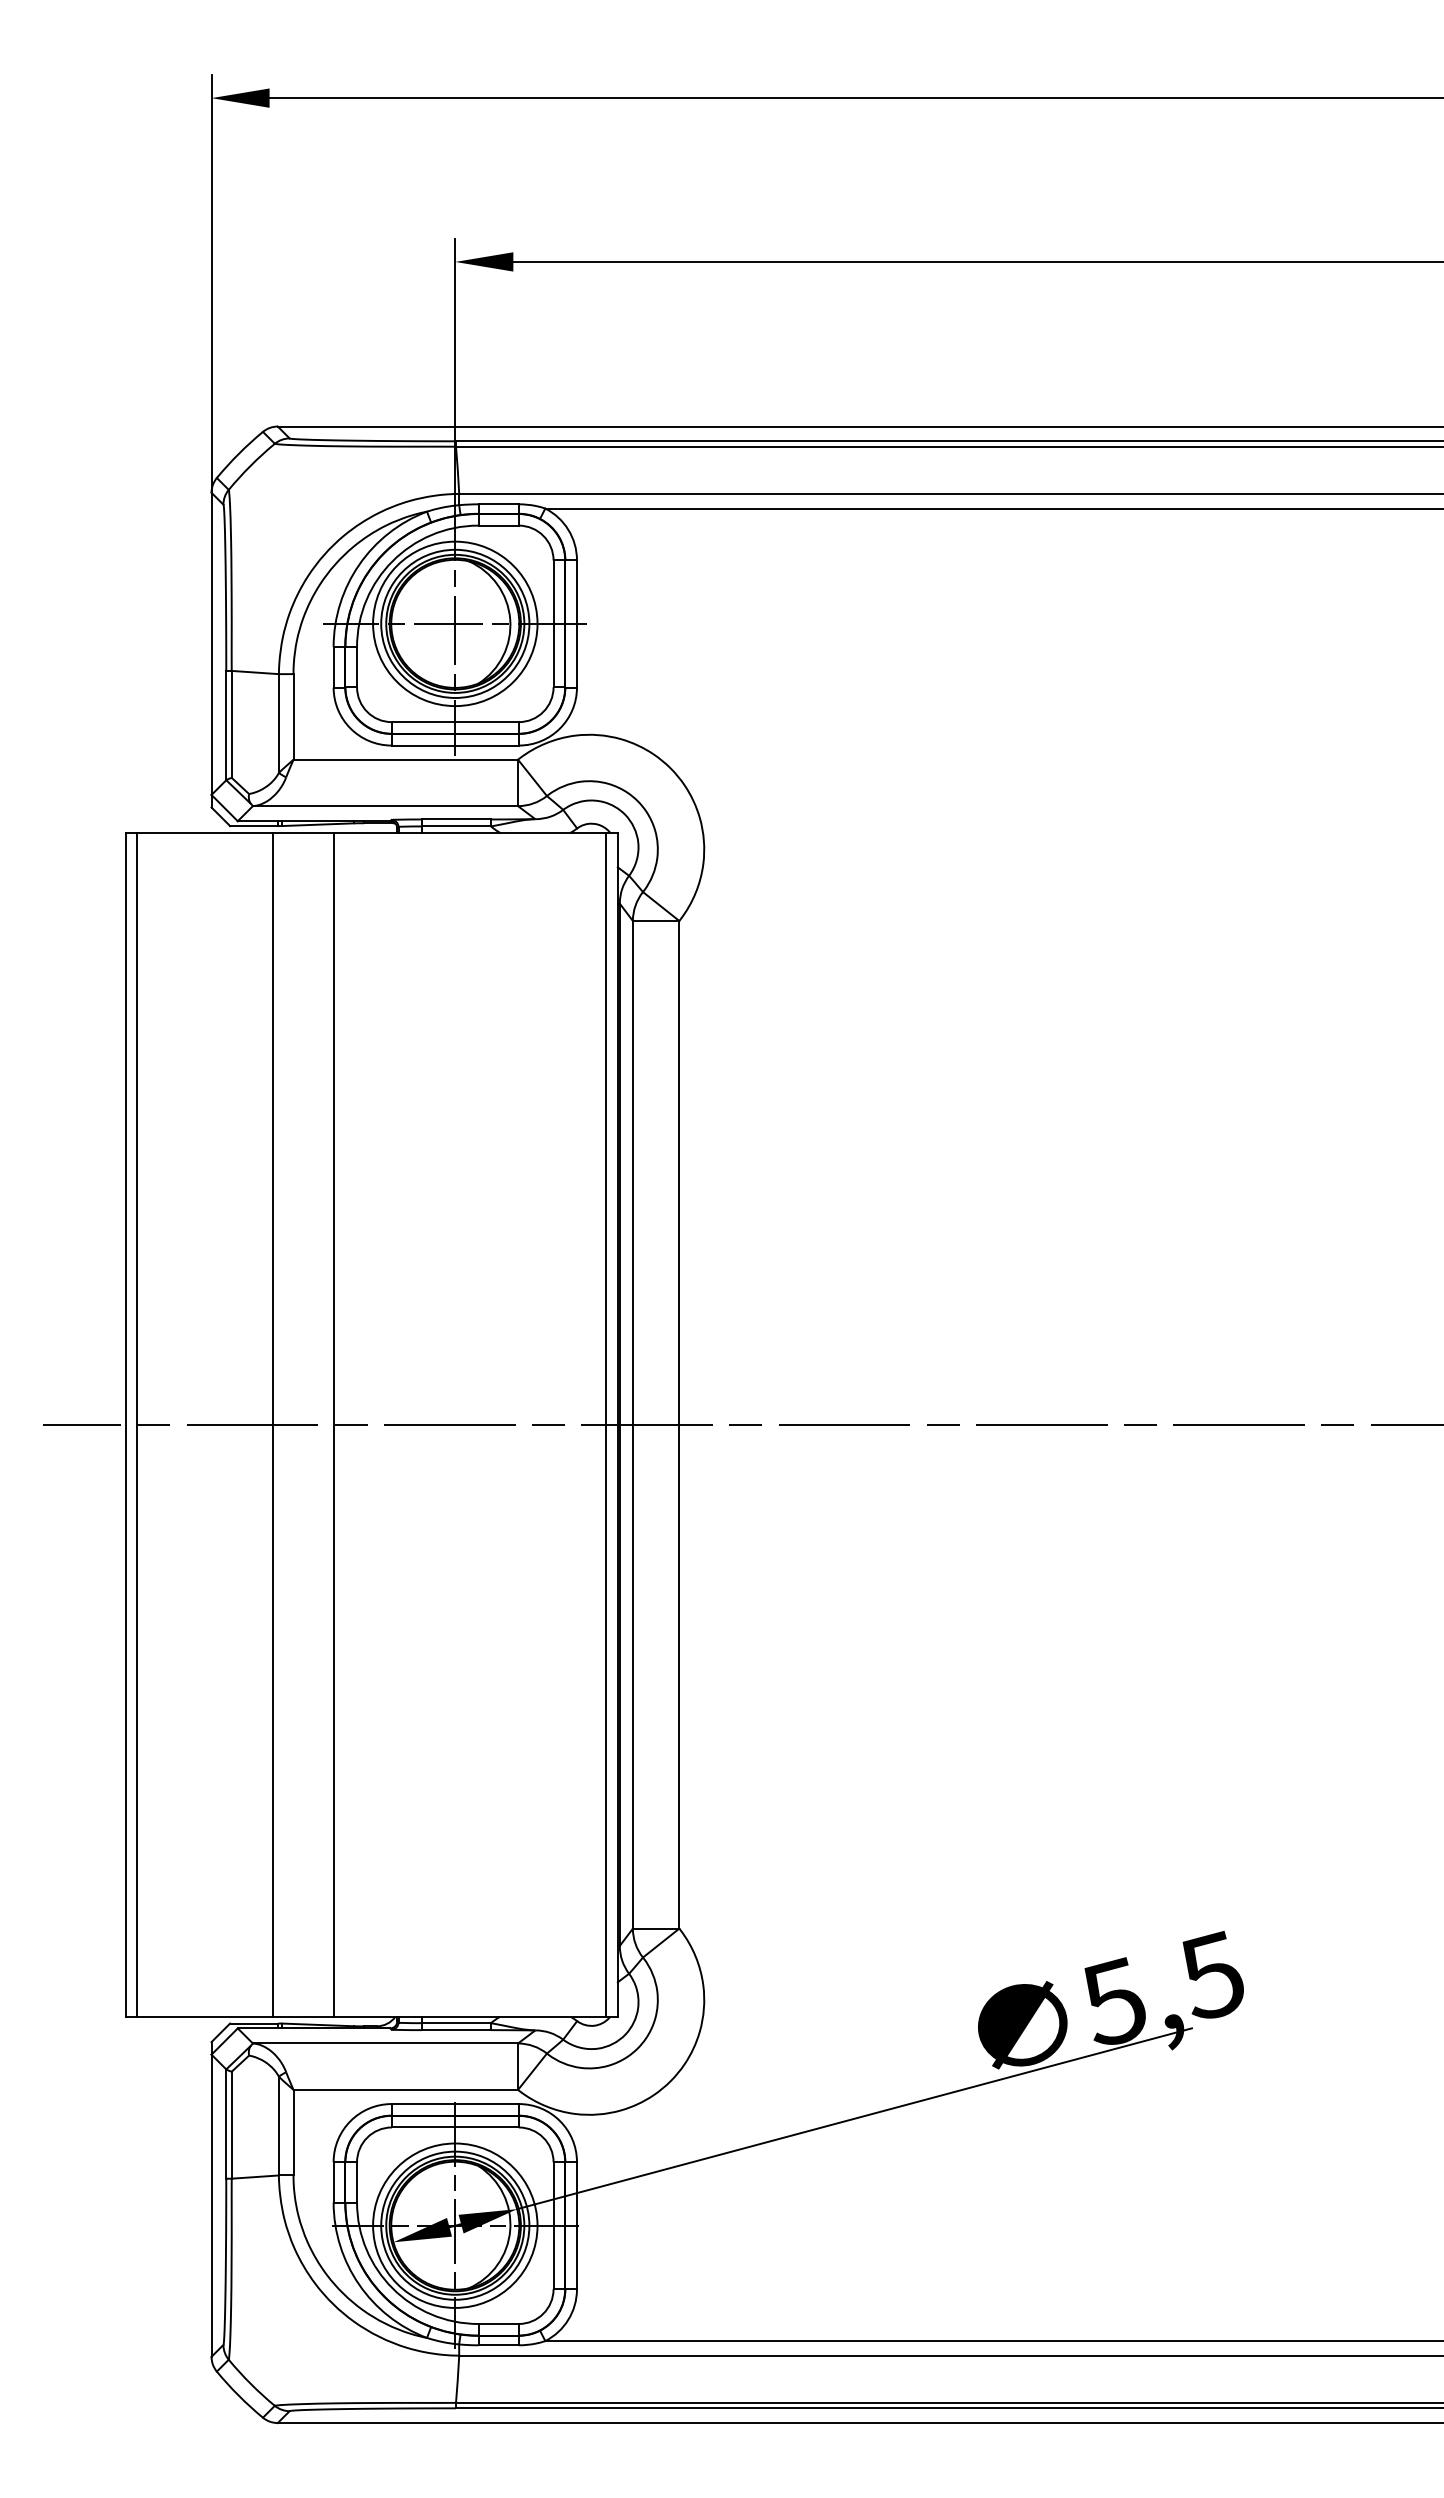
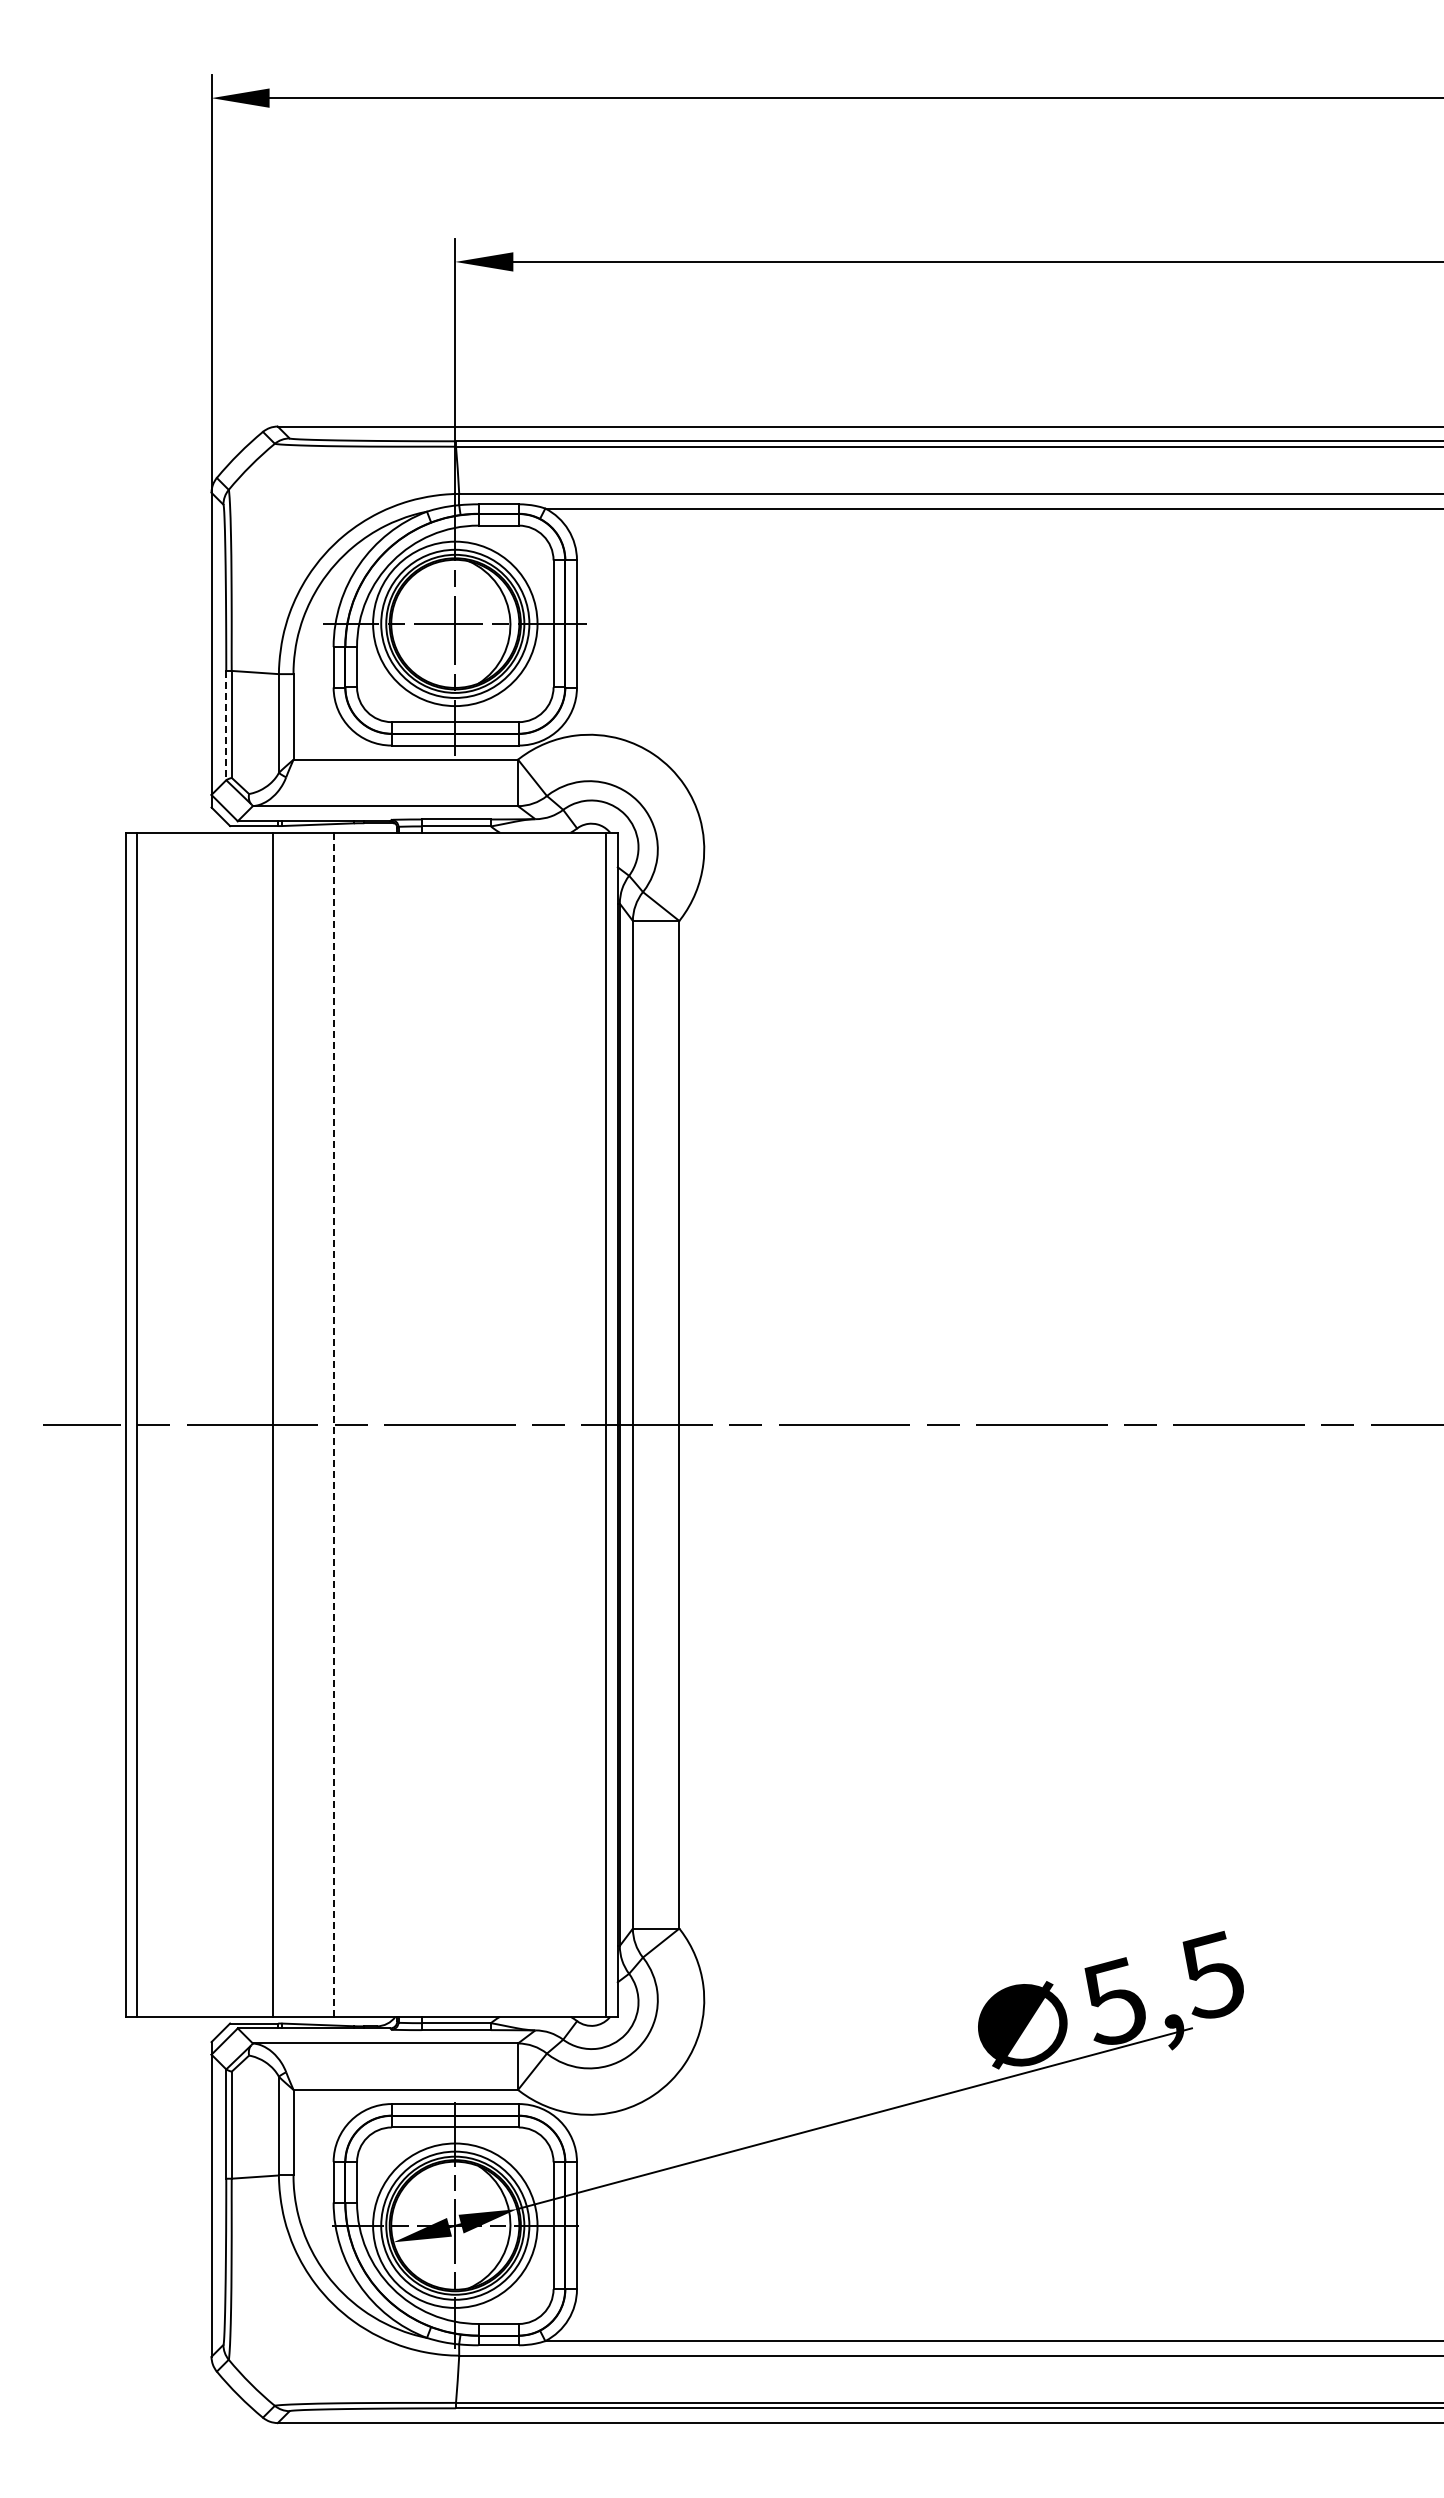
line: solid -> dashed (226, 725)
line: solid -> dashed (333, 1424)
